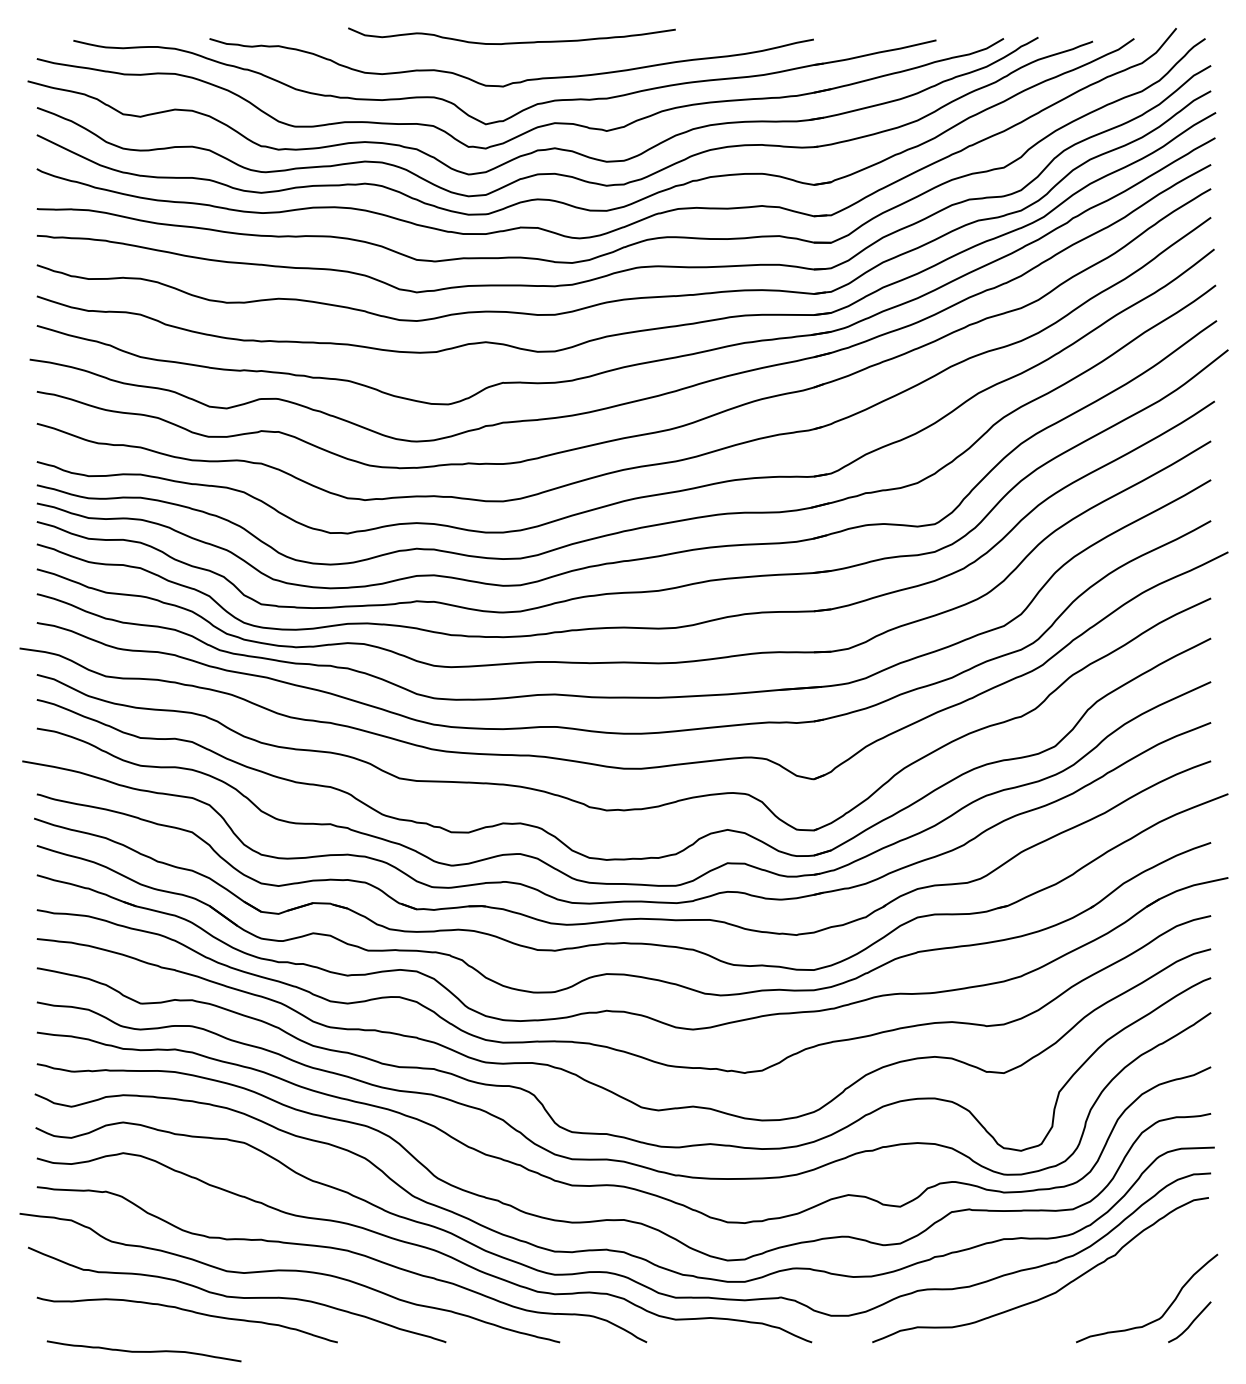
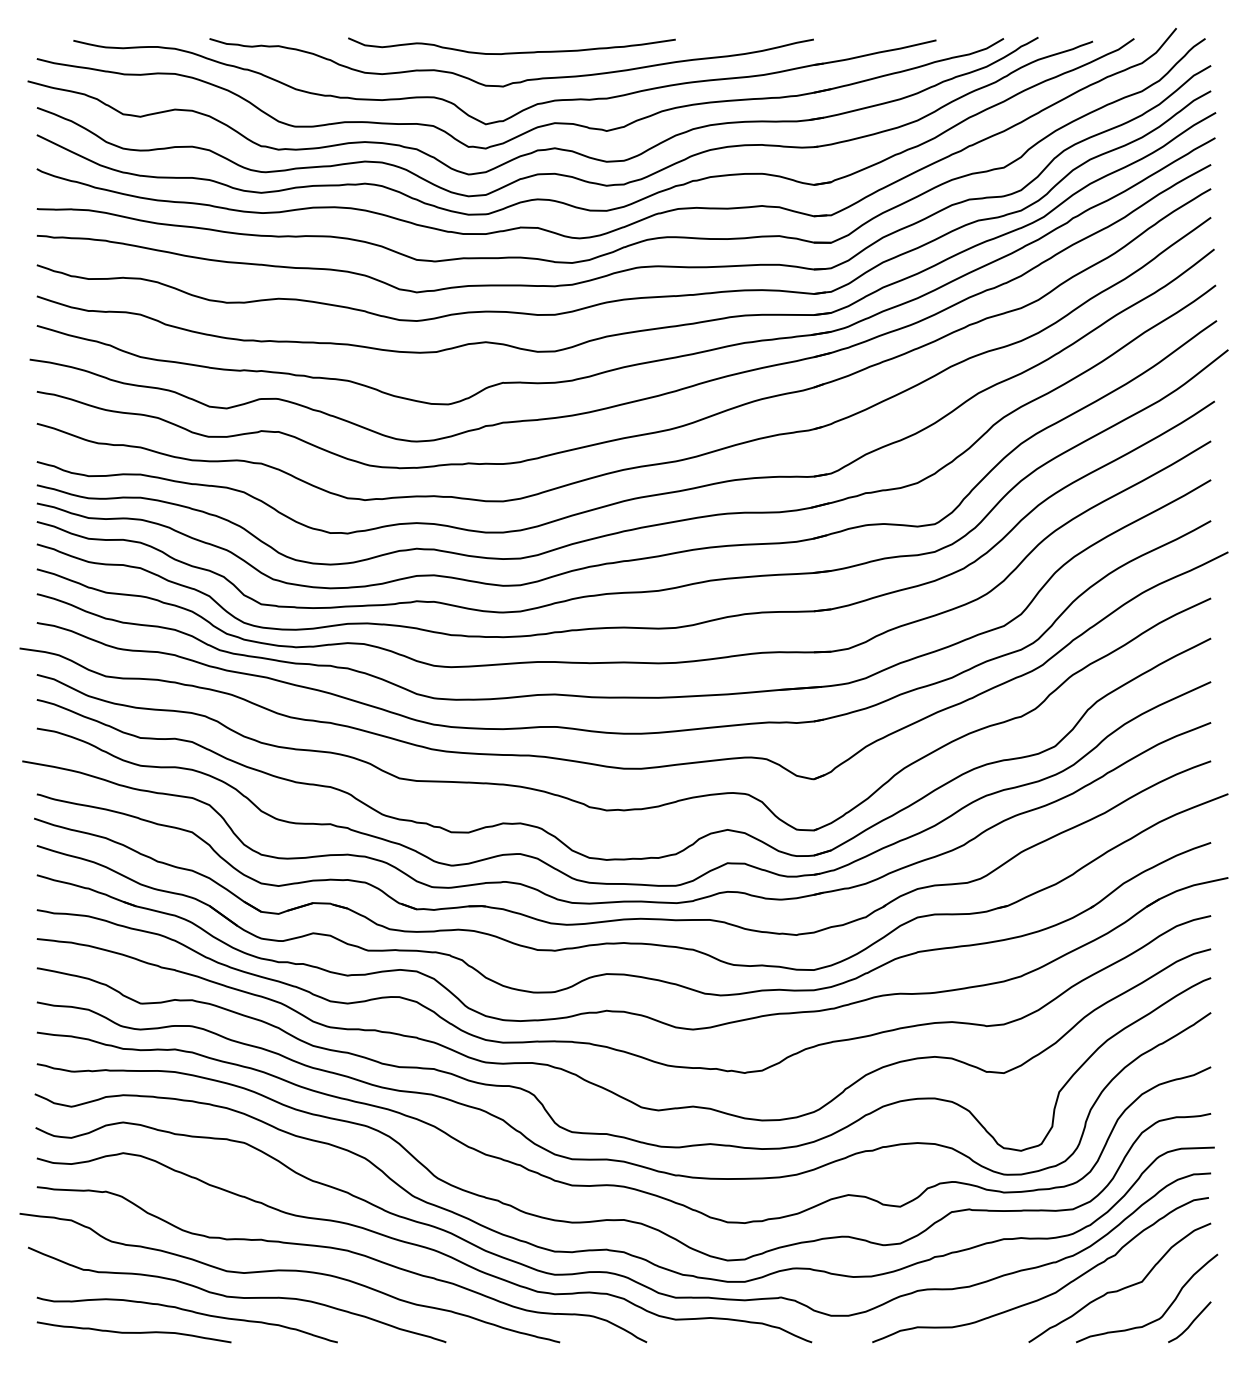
curve position: (511, 42) -> (511, 52) (511, 52)
curve: none -> present (1120, 1288)
curve position: (143, 1351) -> (133, 1332) (133, 1332)
